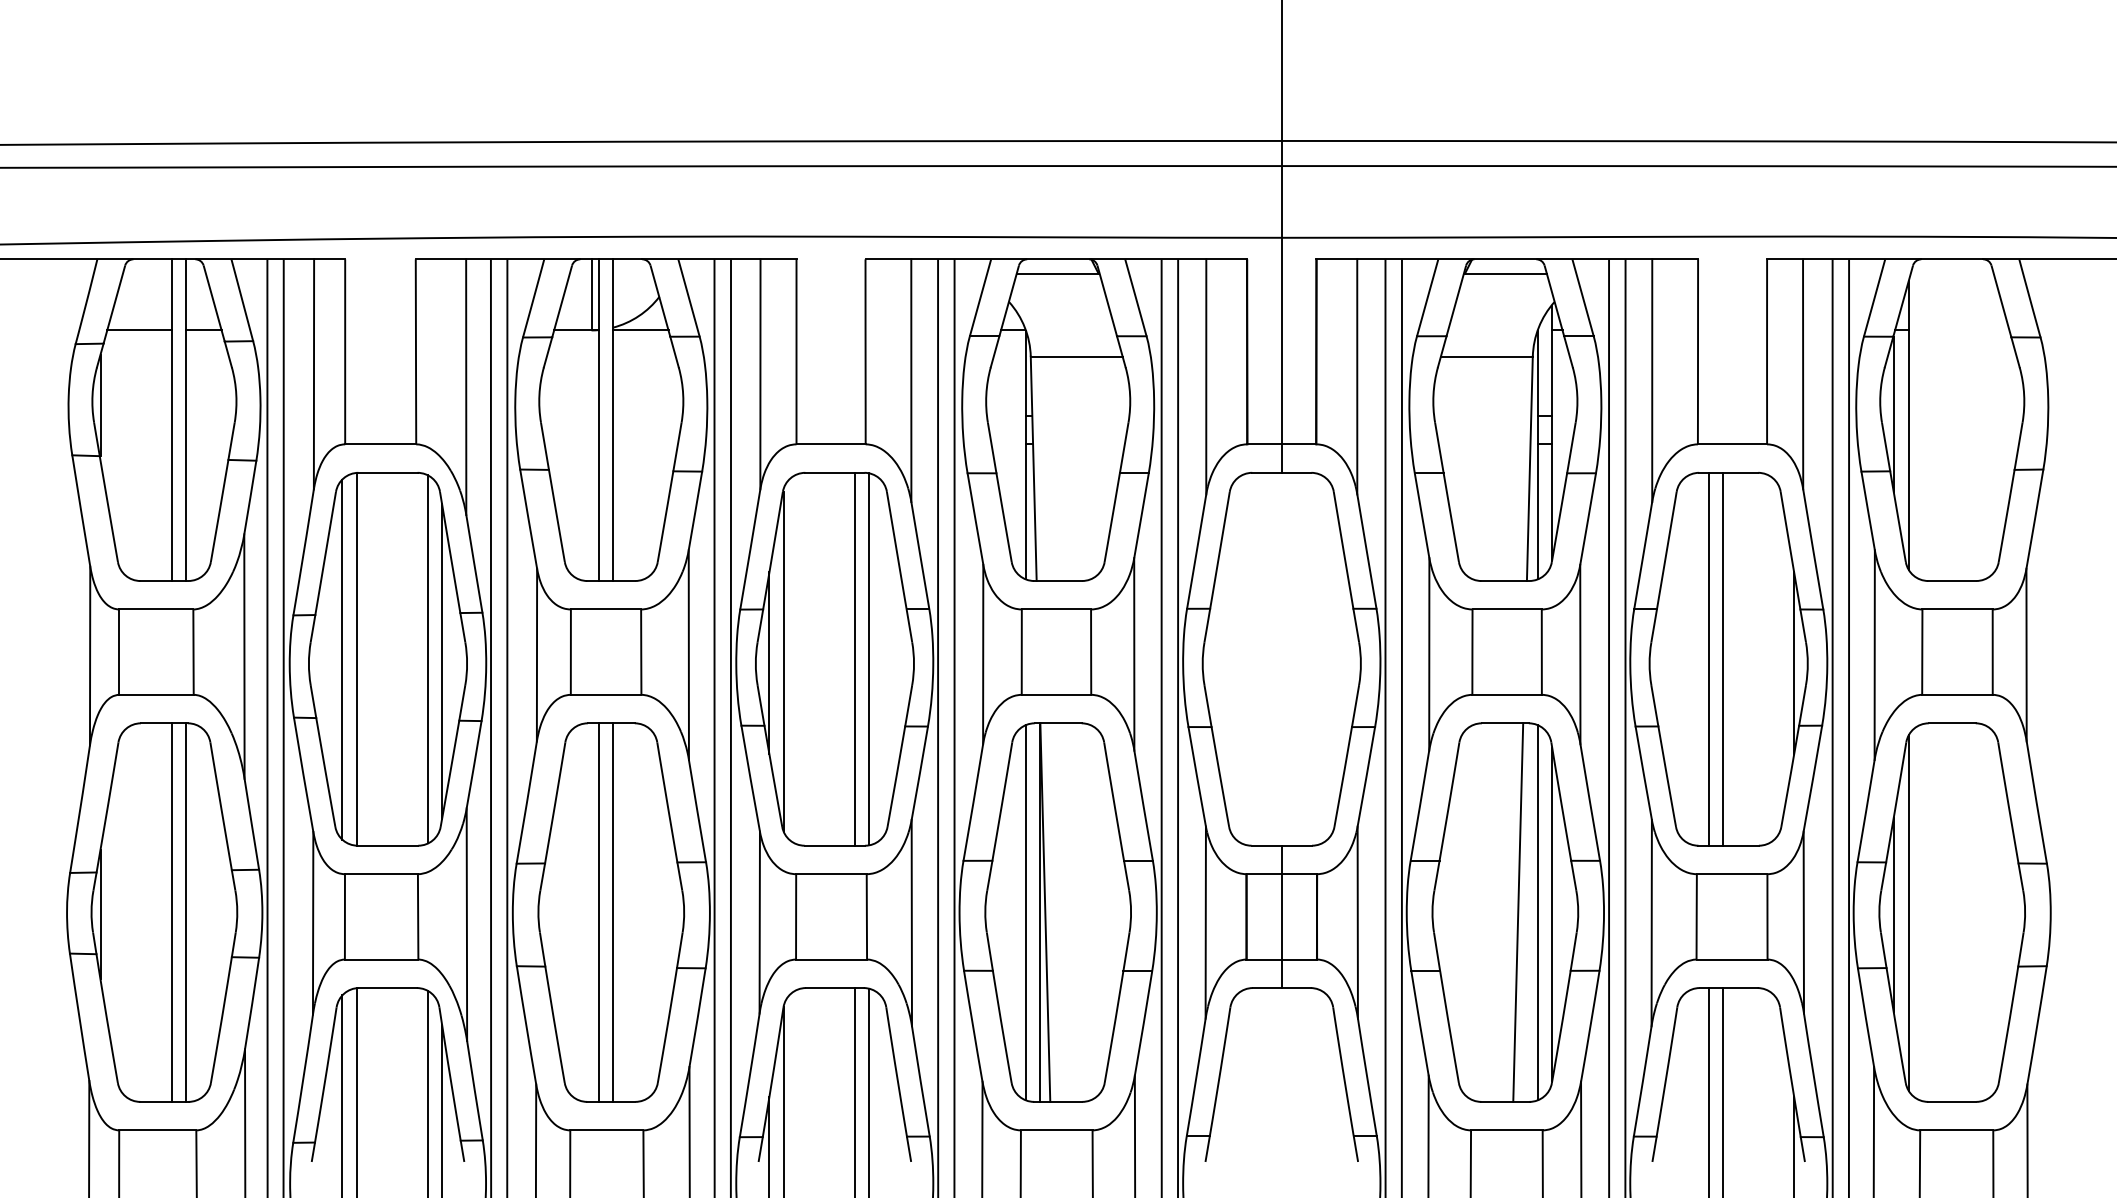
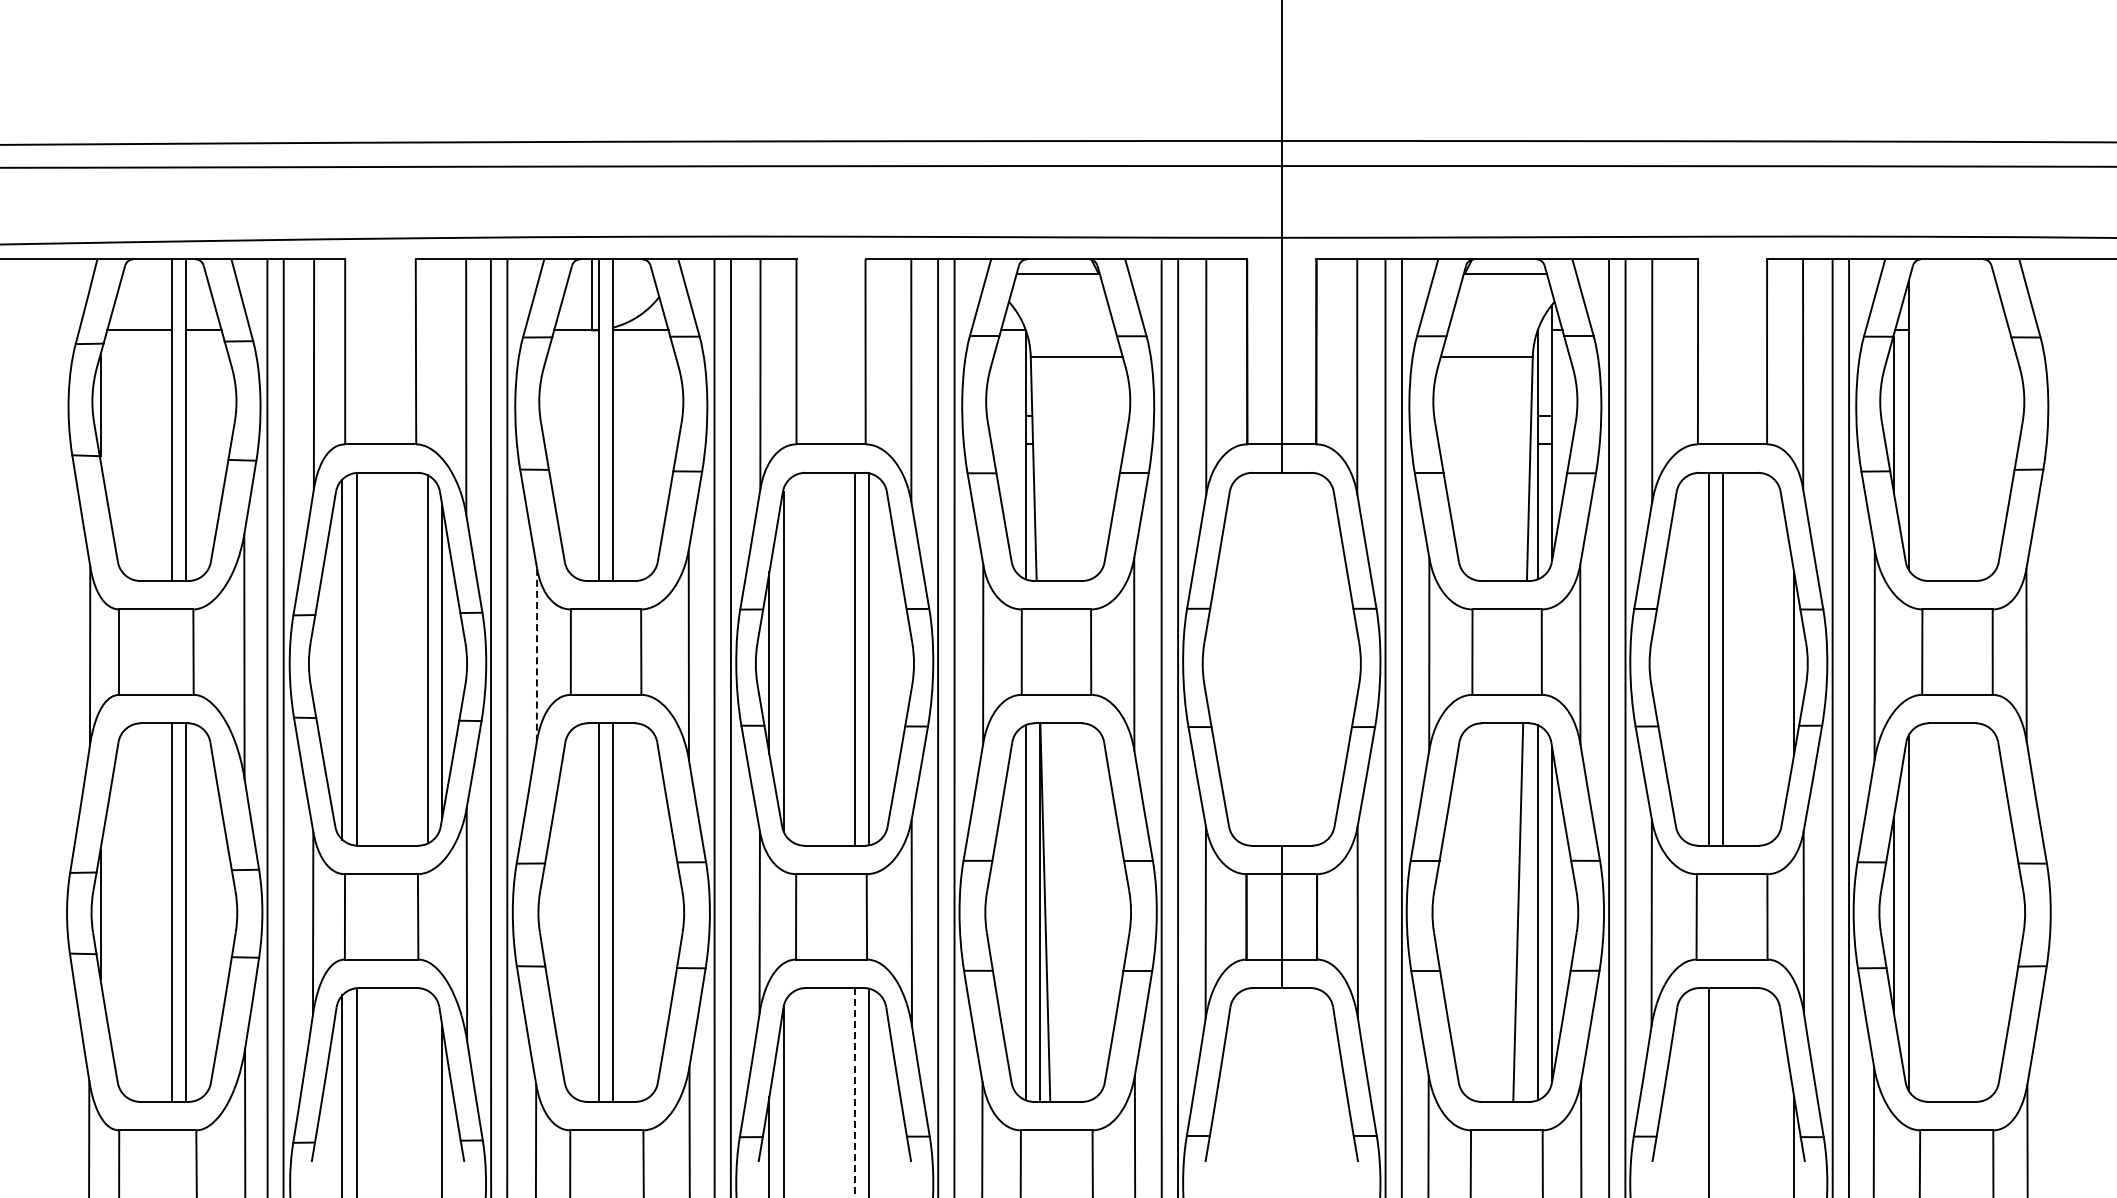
line: solid -> dashed (537, 655)
line: present -> none (1722, 1091)
line: present -> none (427, 1092)
line: solid -> dashed (854, 1092)
